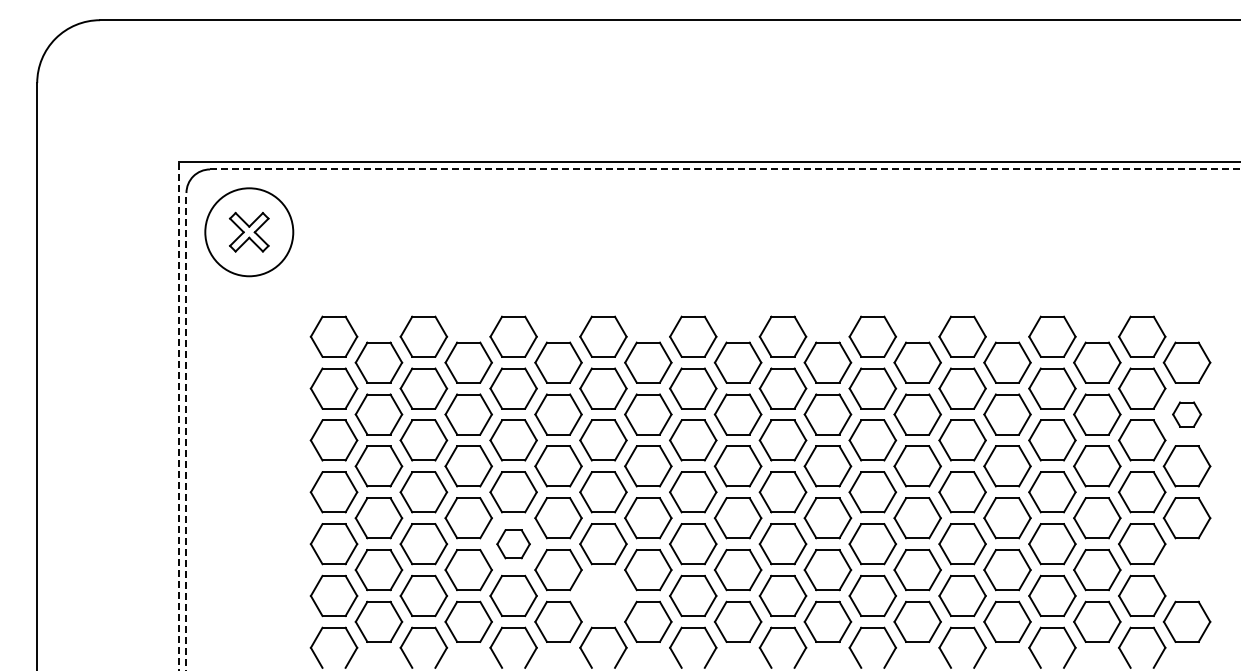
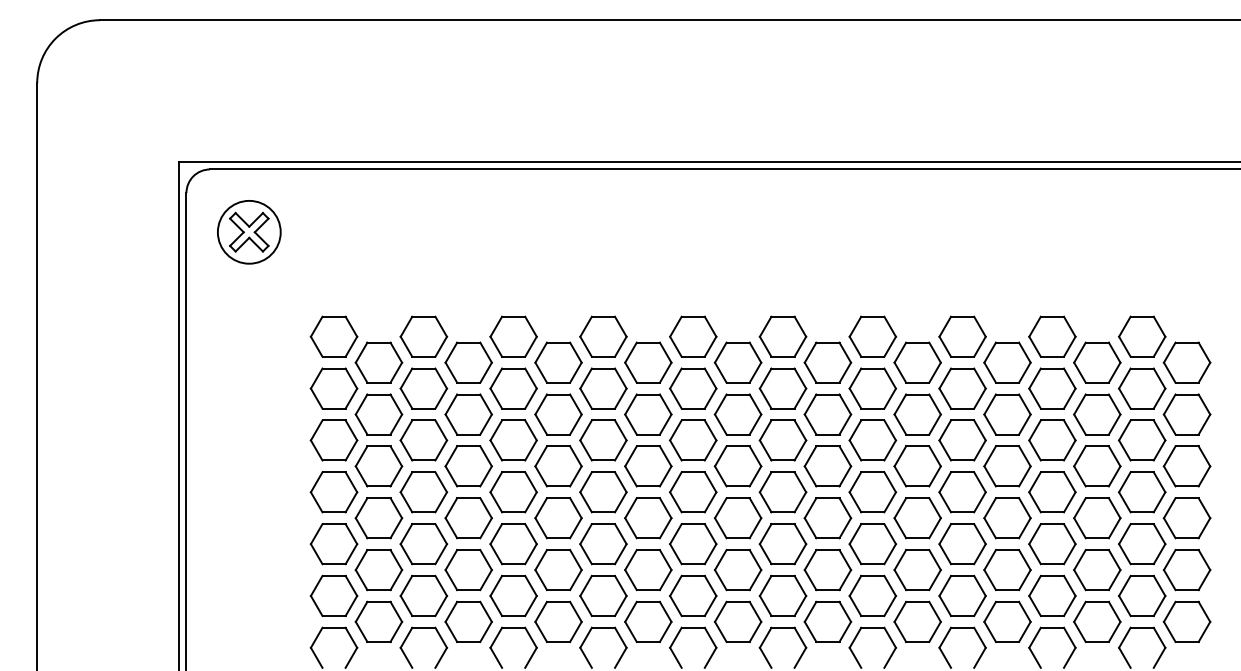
line: dashed -> solid (726, 169)
circle diameter: 88 px -> 63 px (248, 231)
part size: 31x27 px -> 50x43 px (1186, 414)
line: dashed -> solid (178, 415)
line: dashed -> solid (186, 431)
part size: 35x31 px -> 49x43 px (513, 544)
part: none -> present (1186, 570)
part: none -> present (603, 595)
